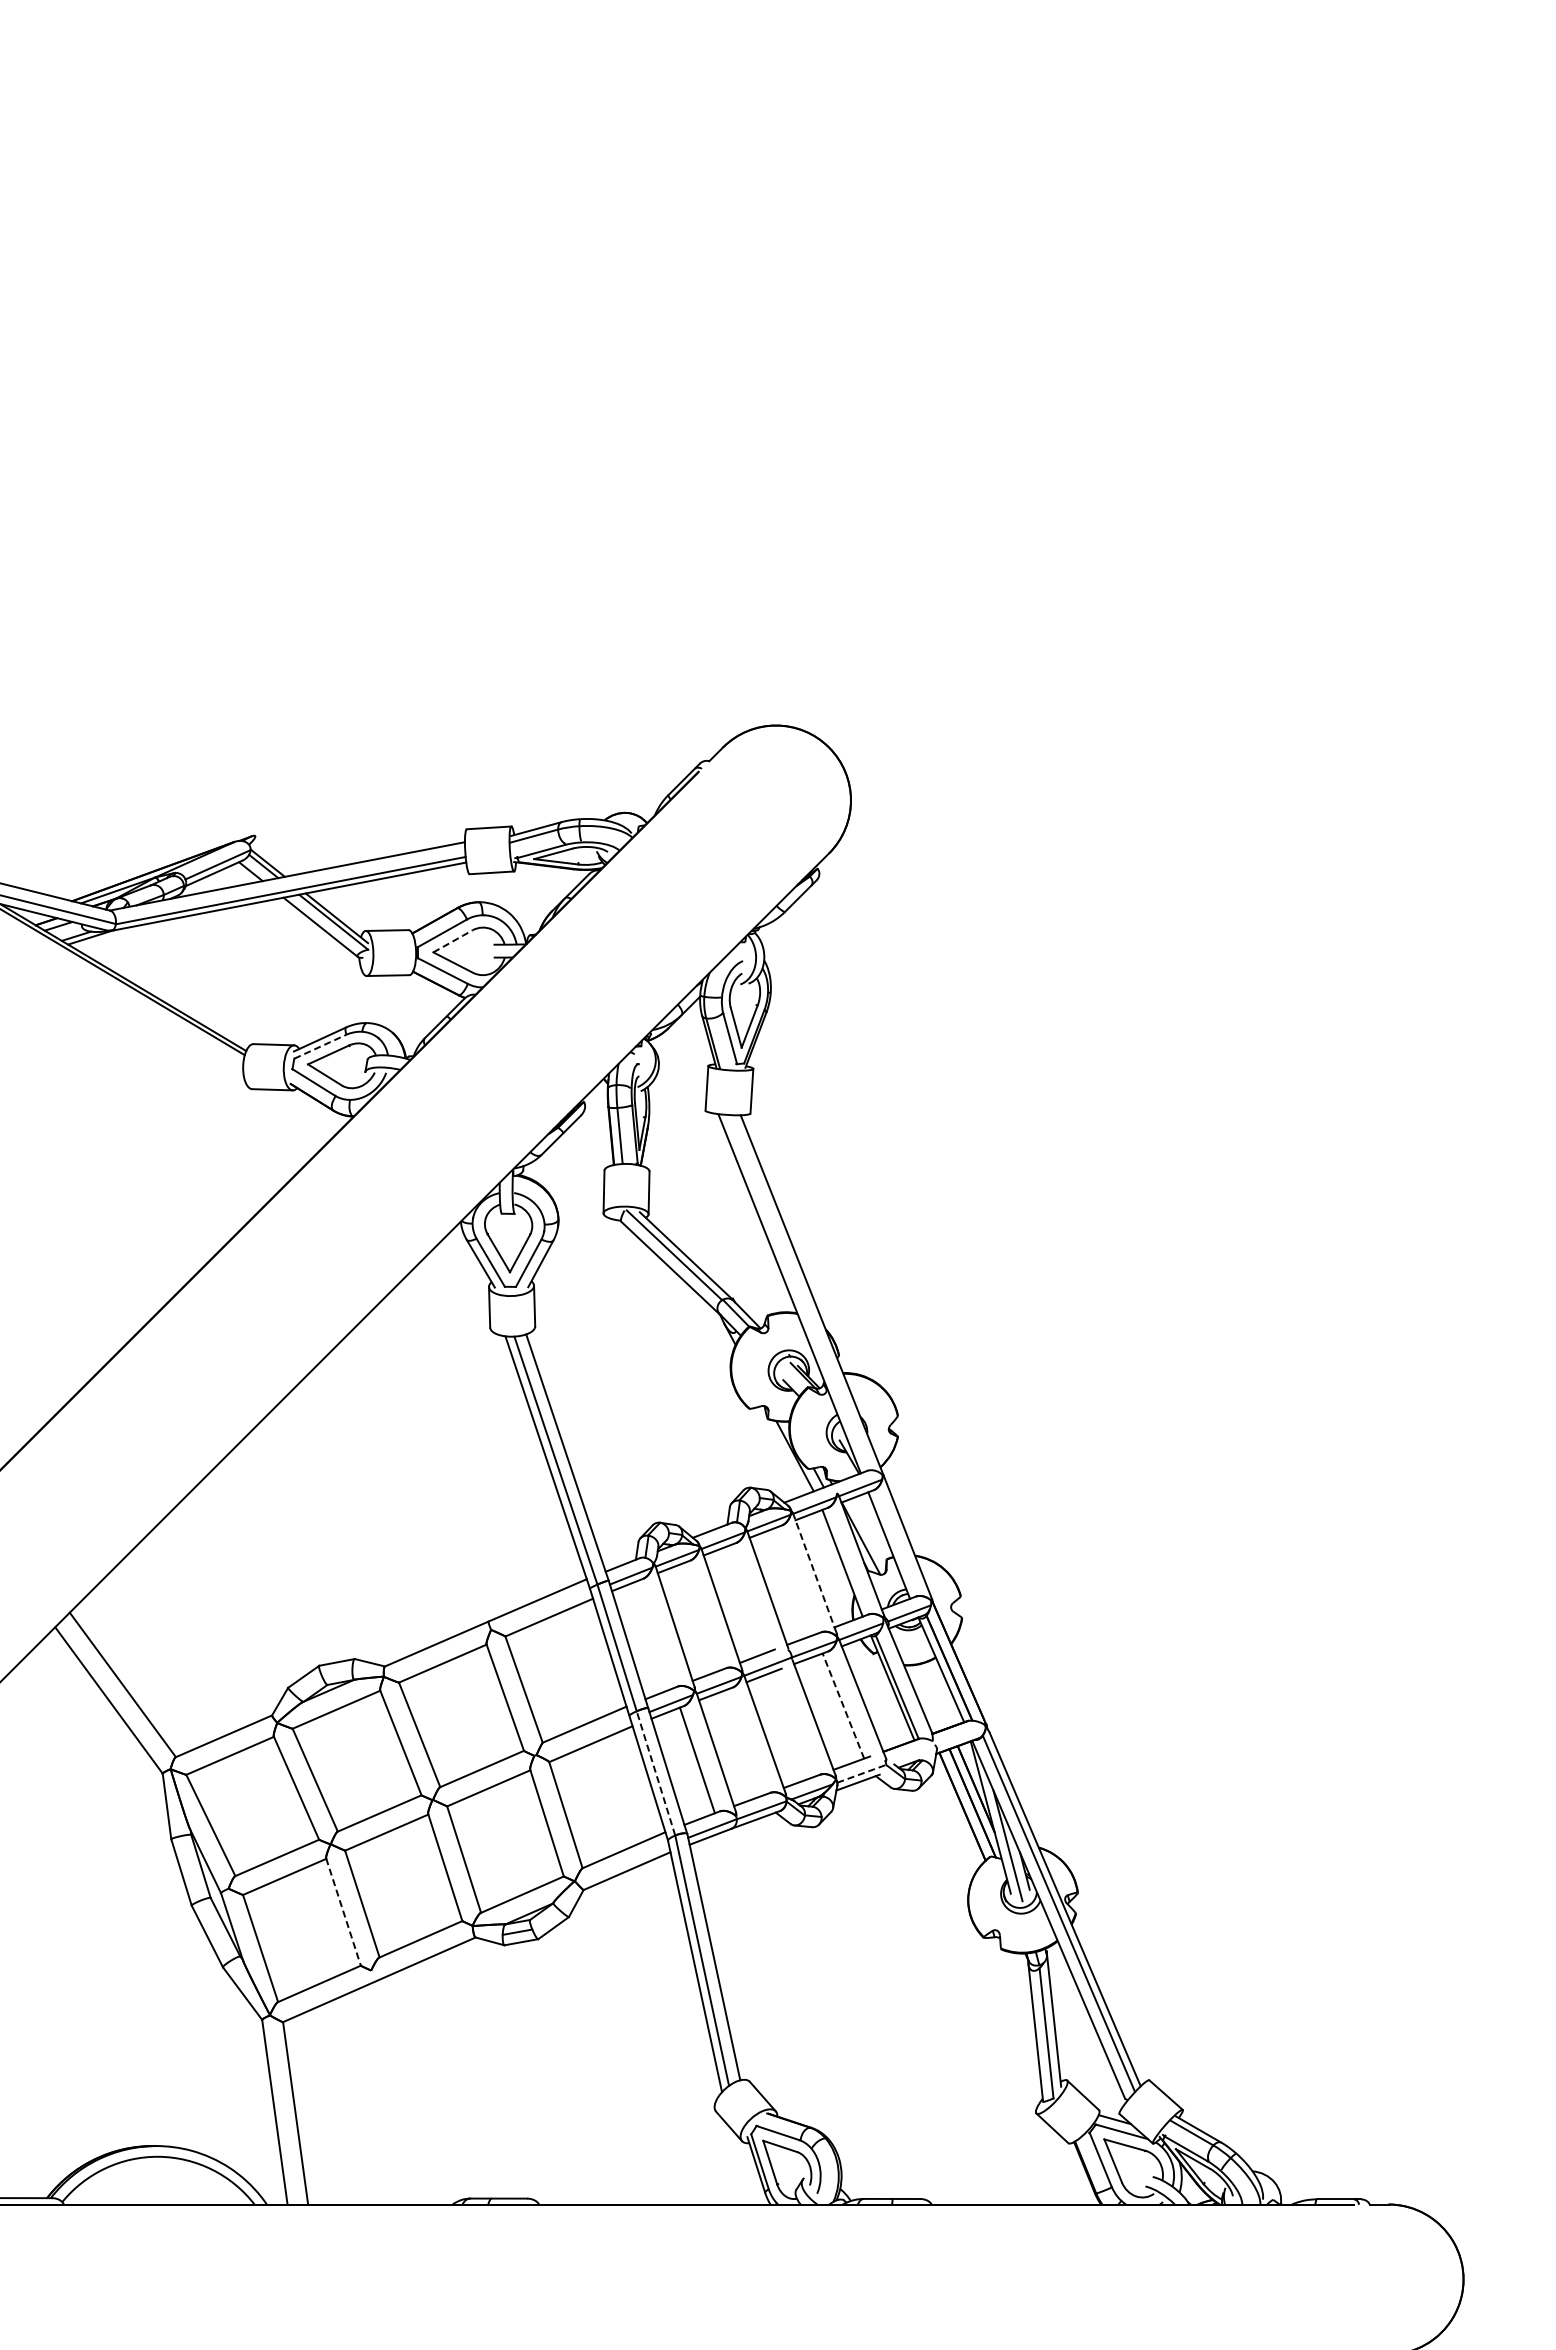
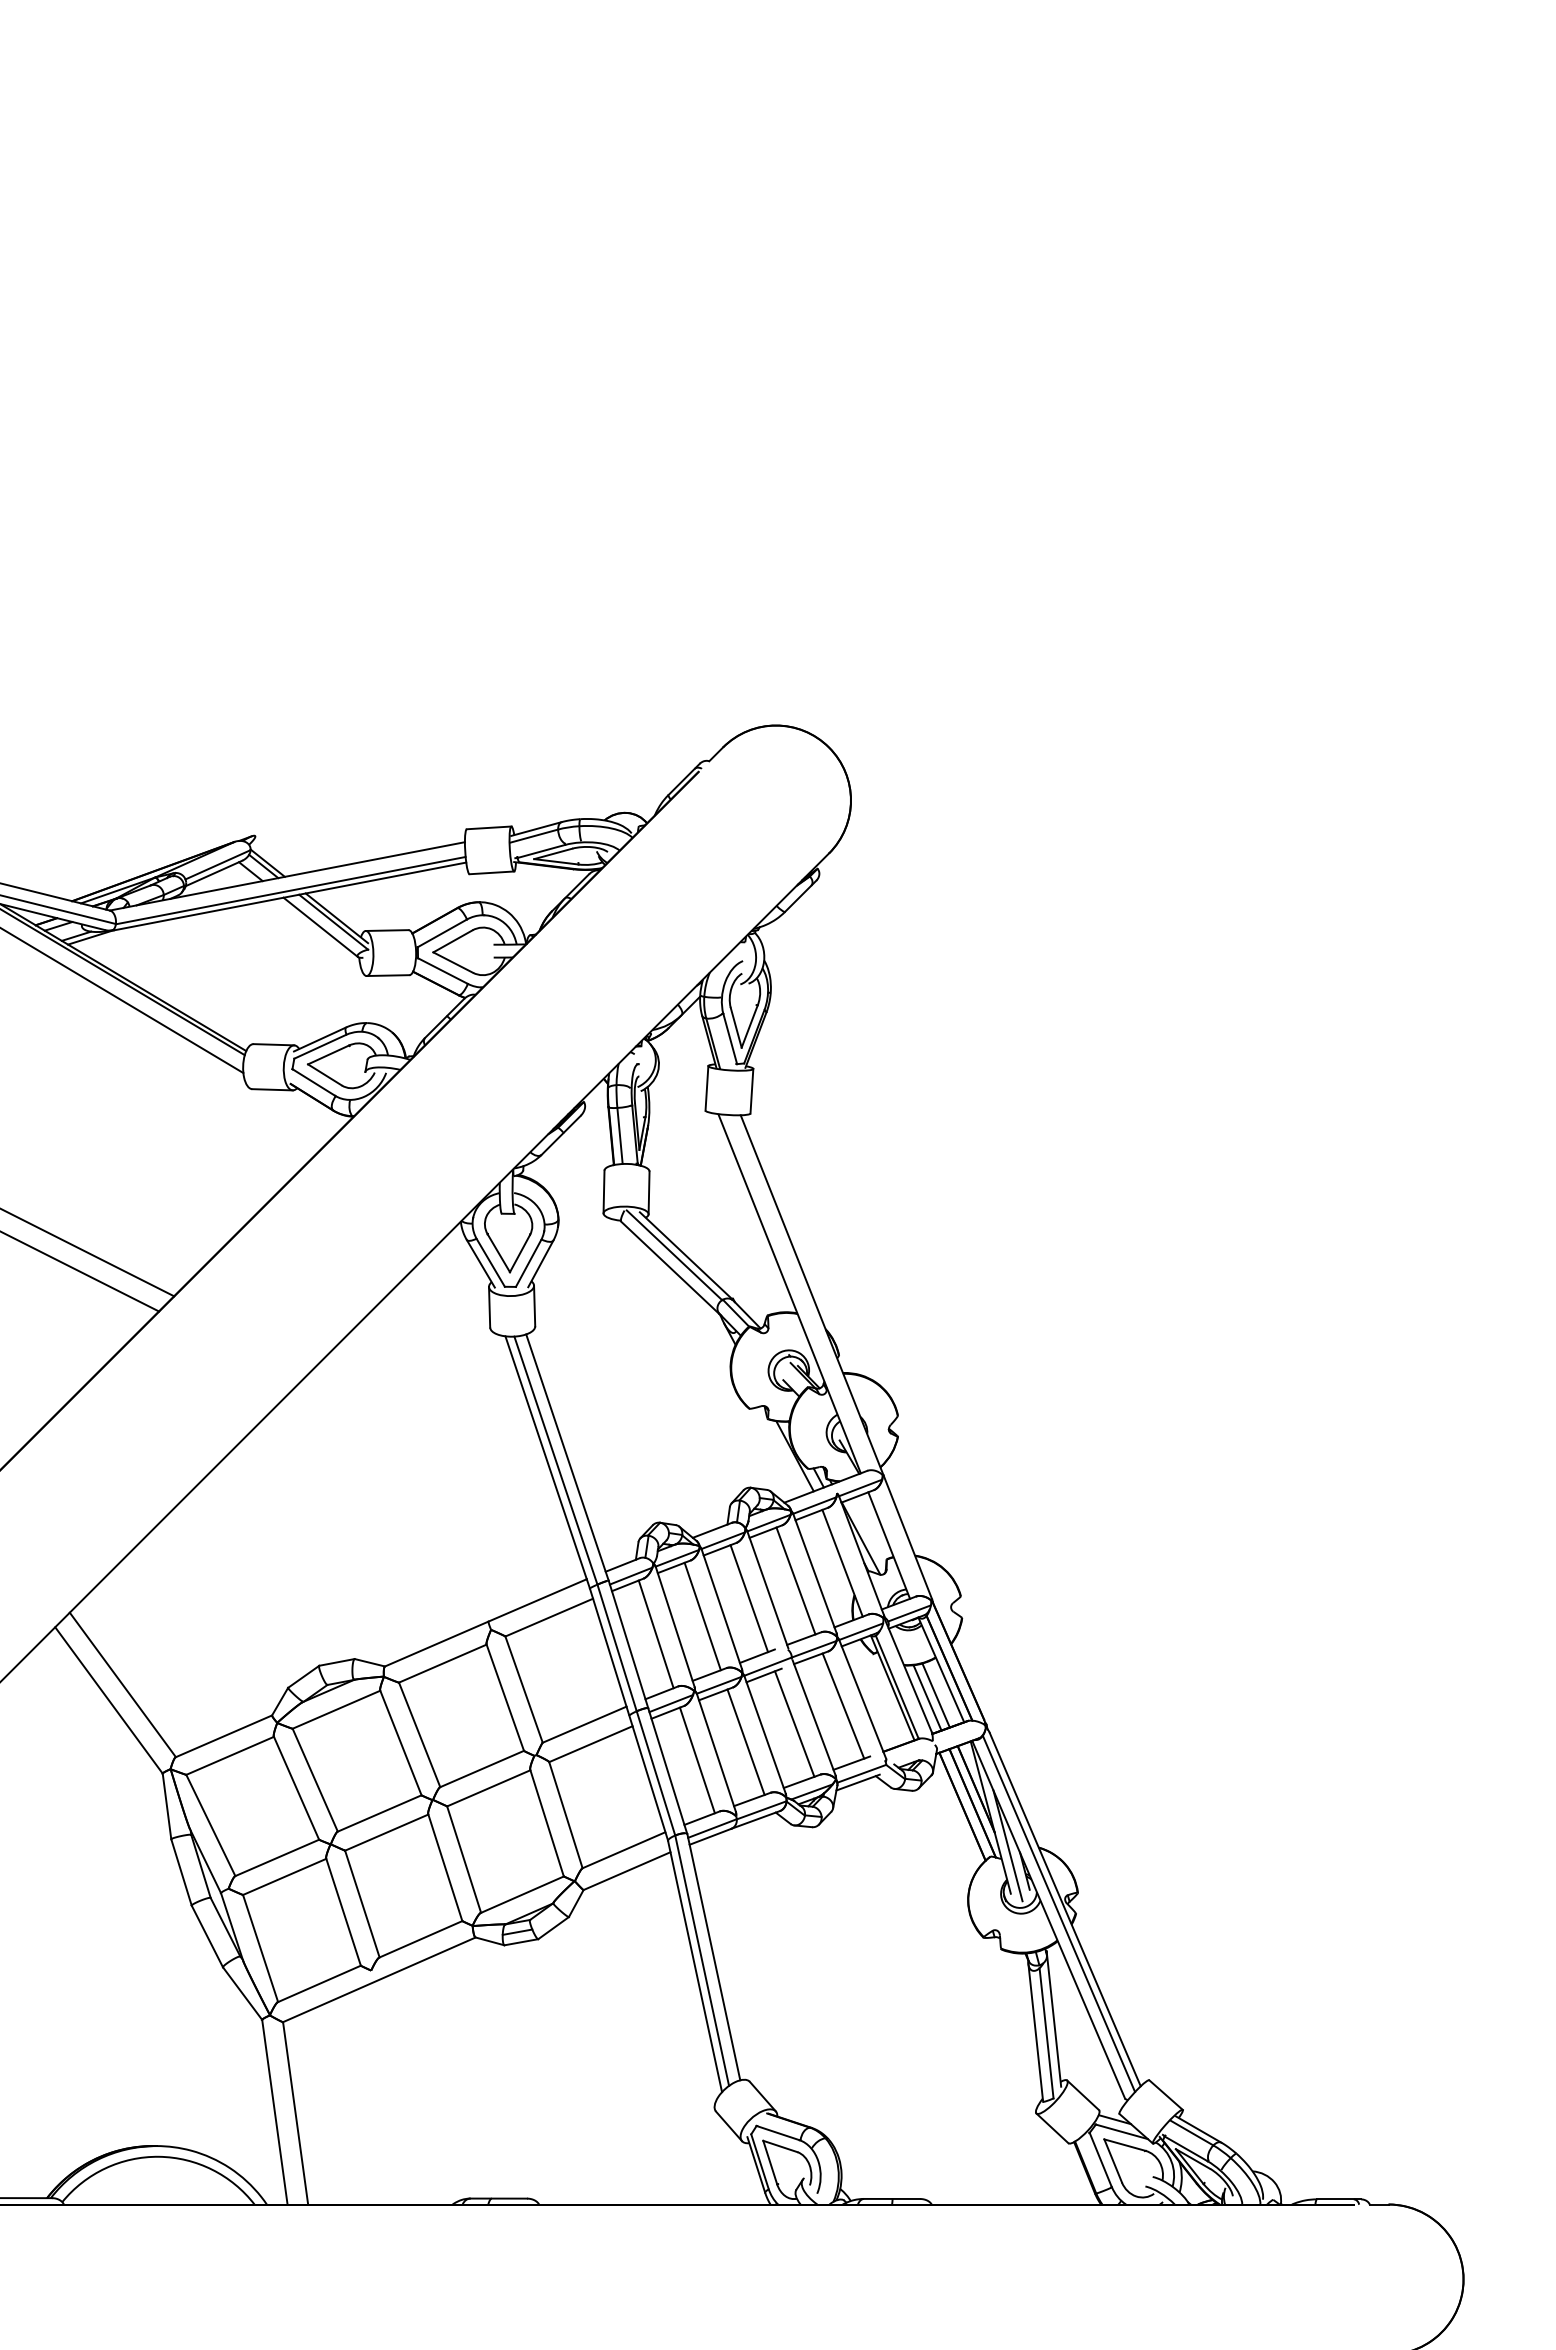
line: dashed -> solid (453, 941)
line: none -> present (122, 1001)
line: dashed -> solid (320, 1046)
line: none -> present (88, 1252)
line: none -> present (80, 1271)
line: dashed -> solid (814, 1573)
line: none -> present (795, 1580)
line: none -> present (749, 1598)
line: none -> present (702, 1616)
line: none -> present (655, 1634)
line: none -> present (935, 1695)
line: none -> present (927, 1697)
line: dashed -> solid (843, 1706)
line: none -> present (794, 1723)
line: none -> present (745, 1741)
line: dashed -> solid (655, 1772)
line: dashed -> solid (862, 1773)
line: dashed -> solid (343, 1912)
